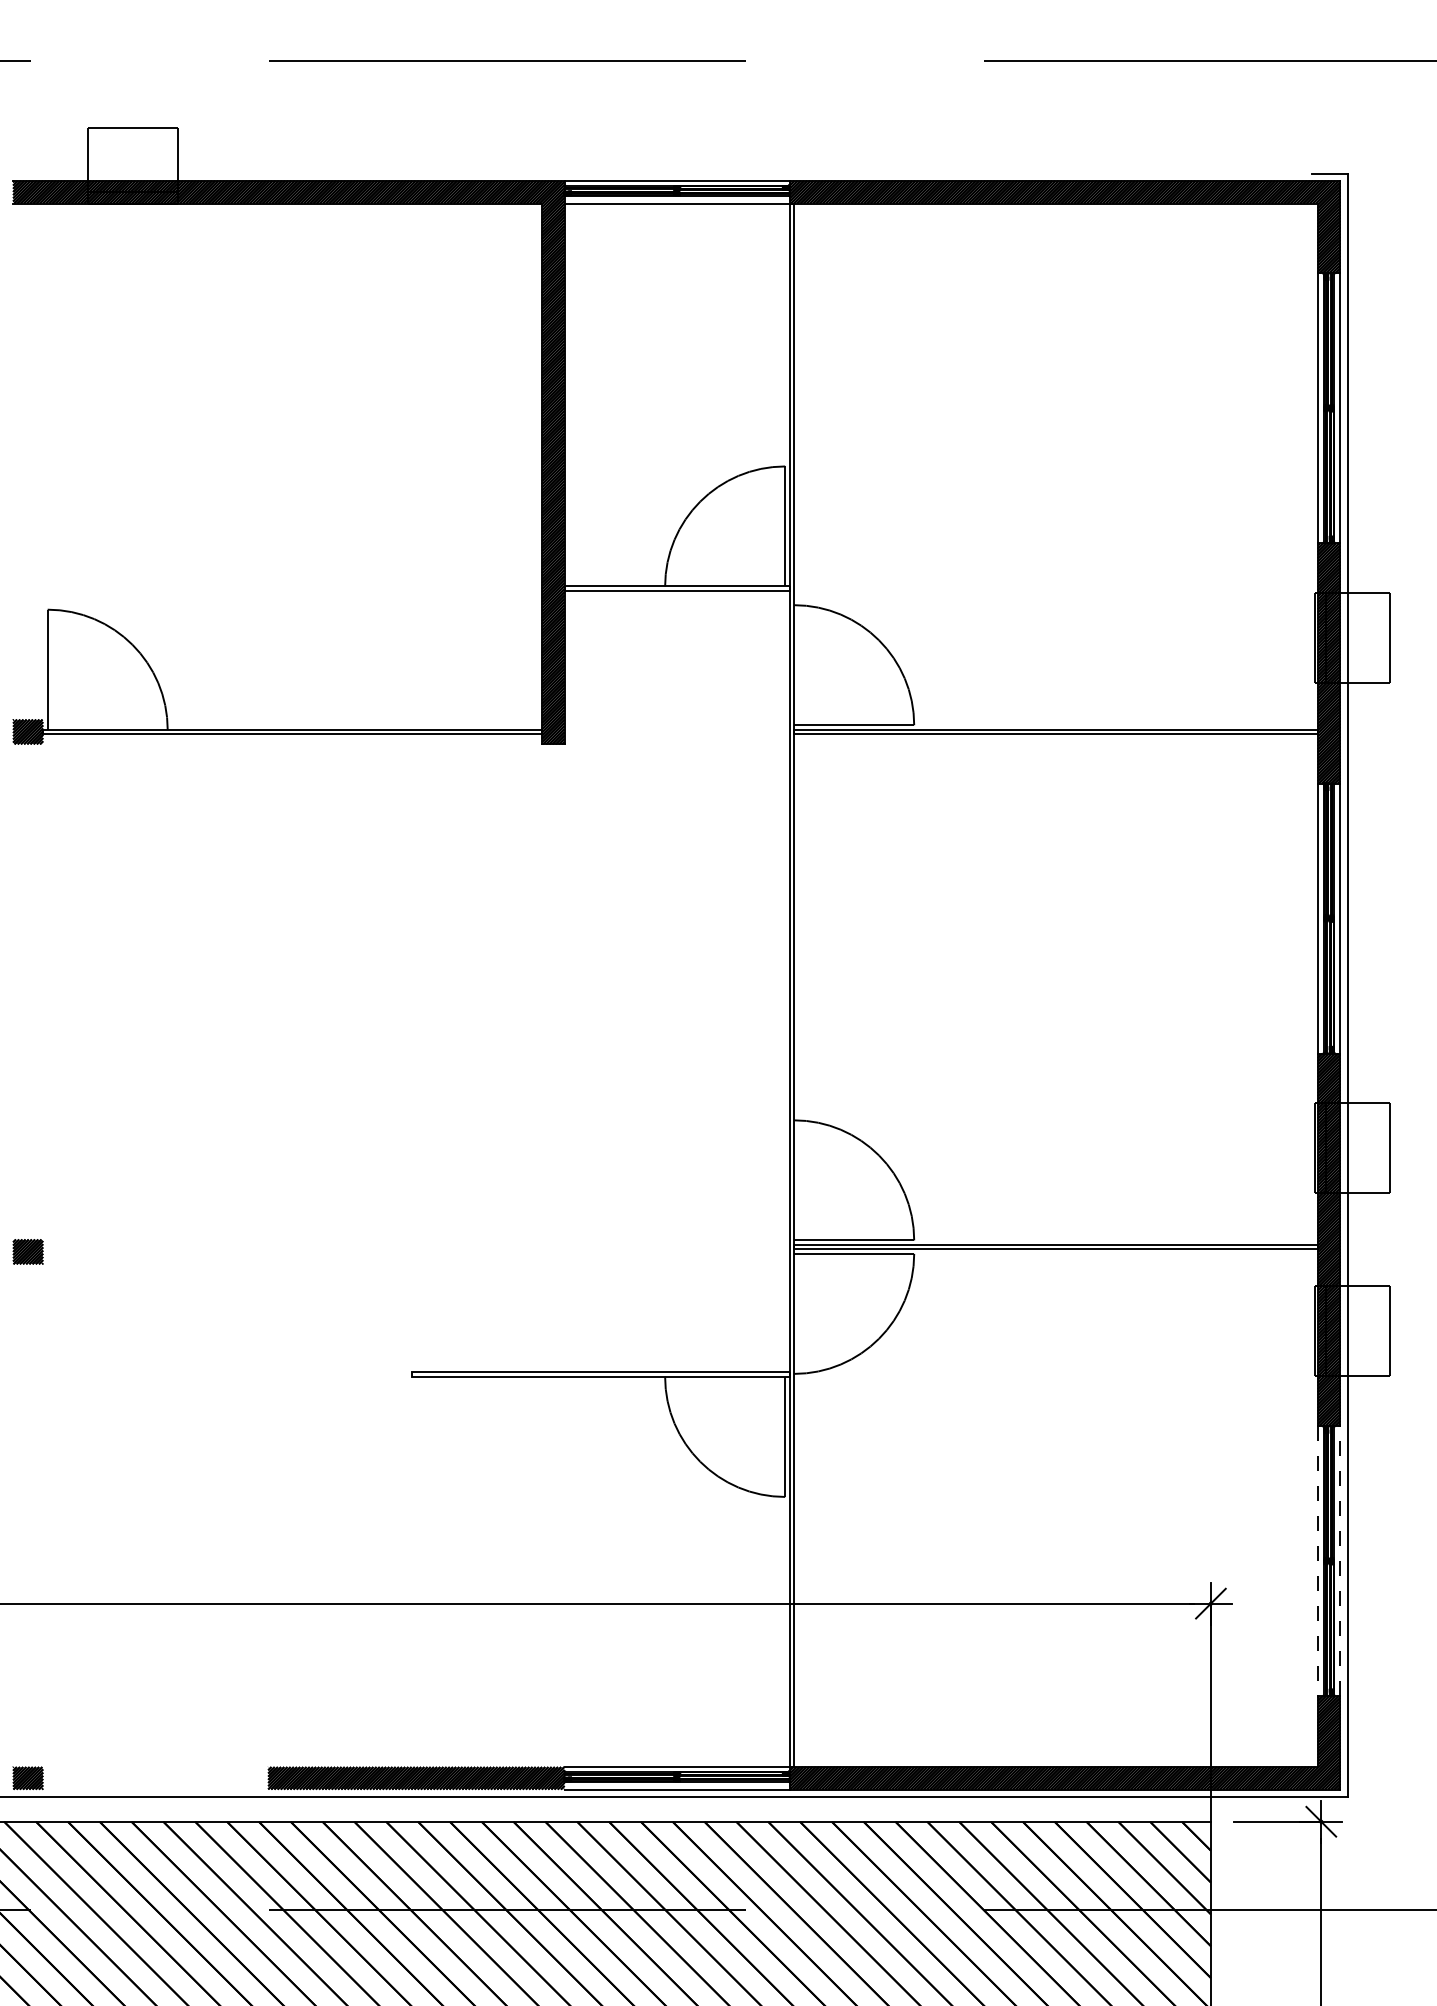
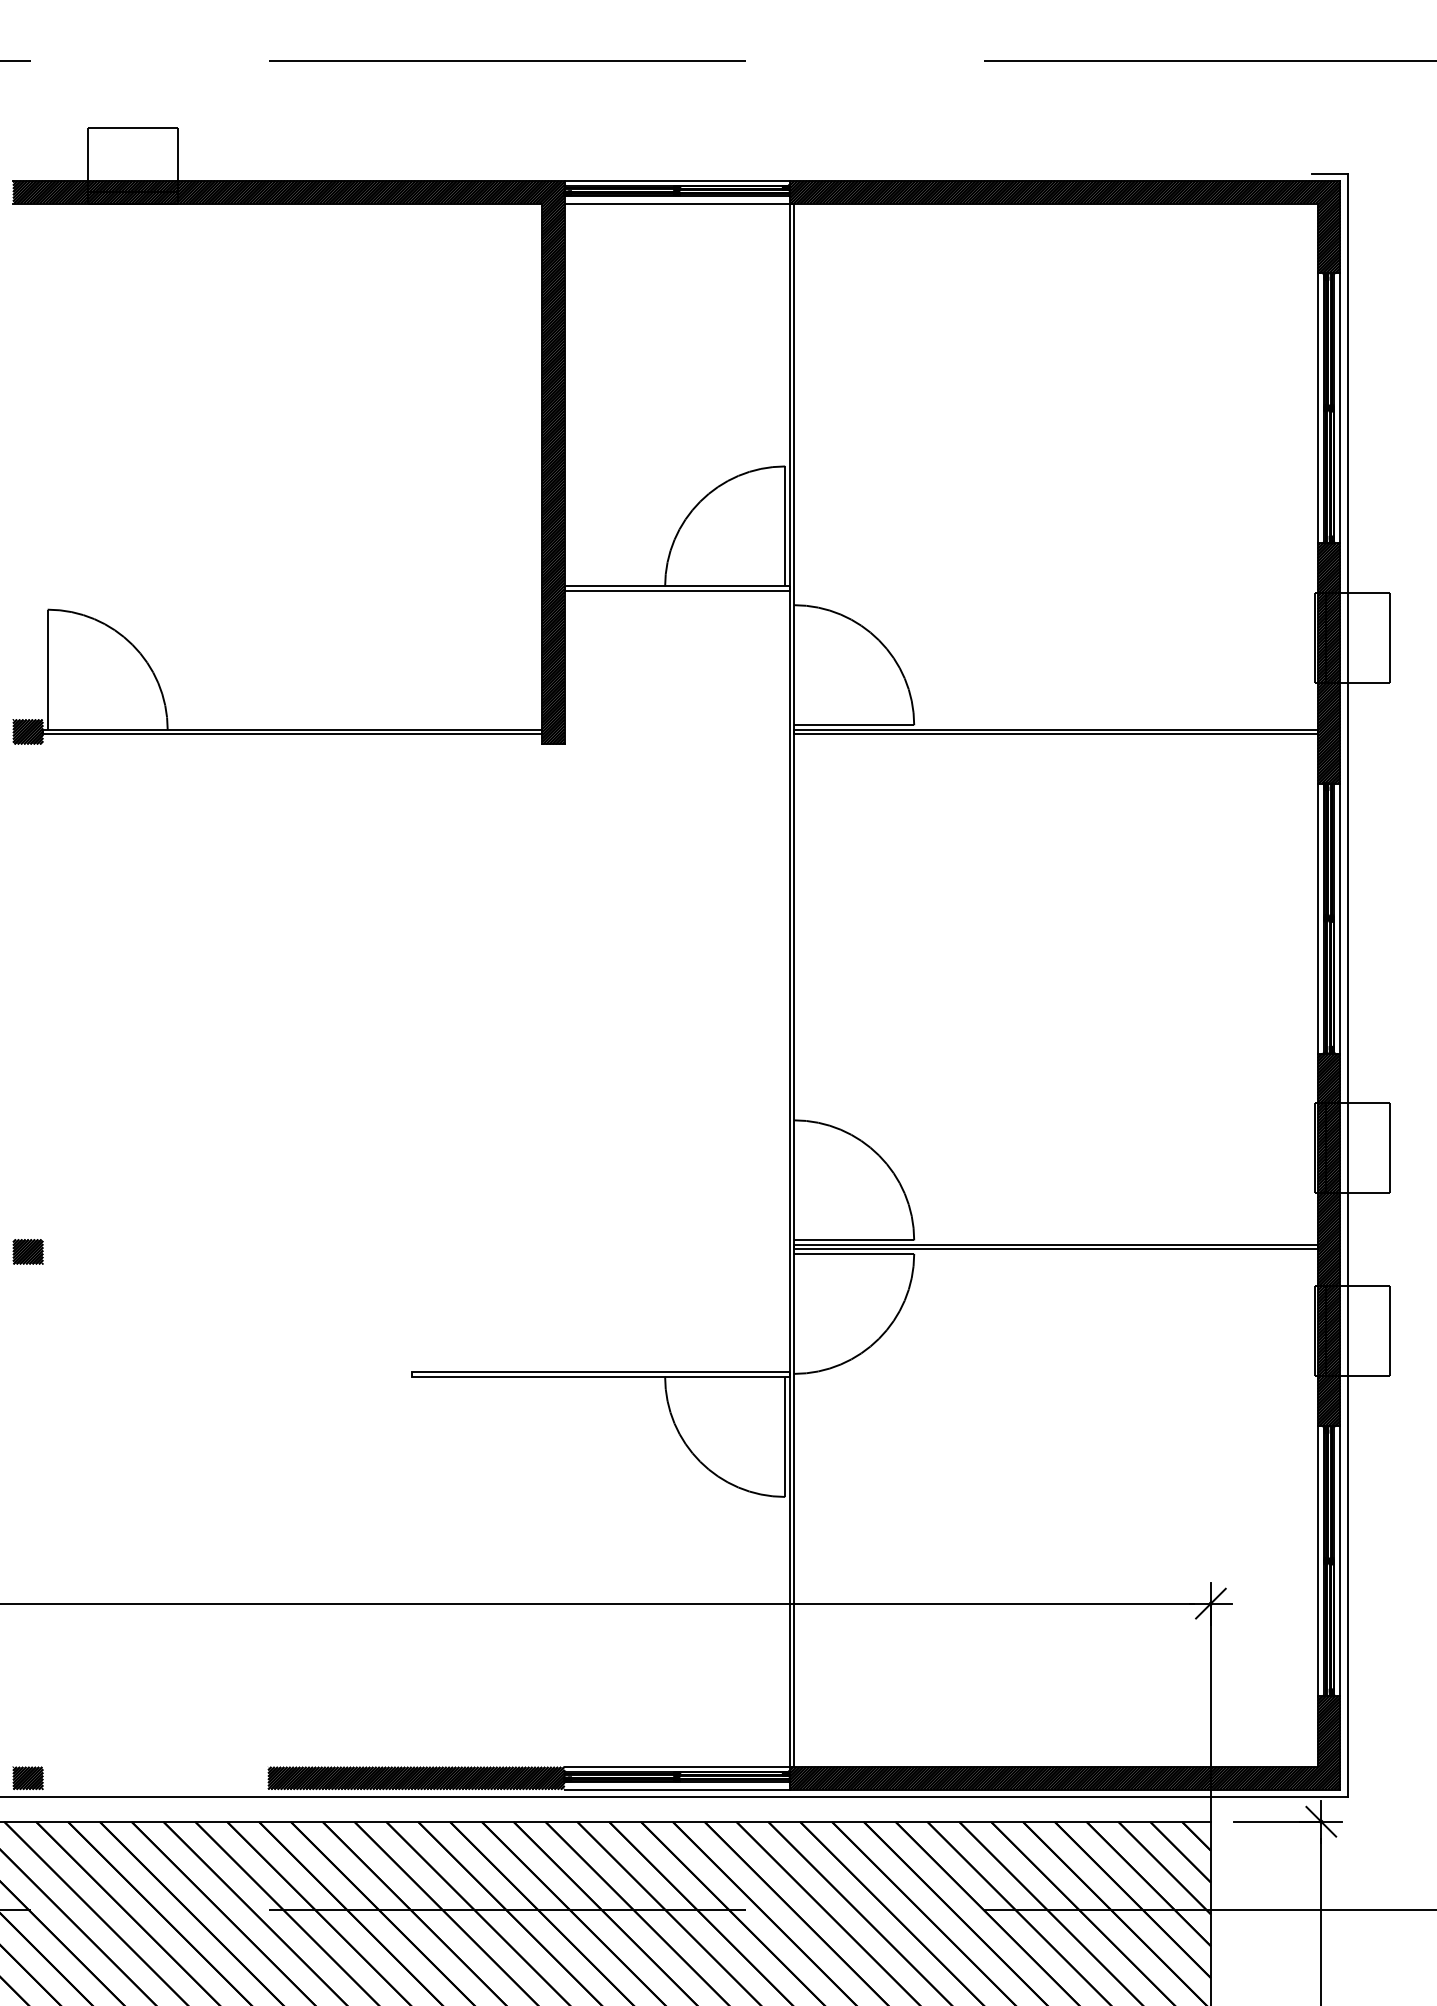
line: dashed -> solid (1340, 1560)
line: dashed -> solid (1317, 1561)
